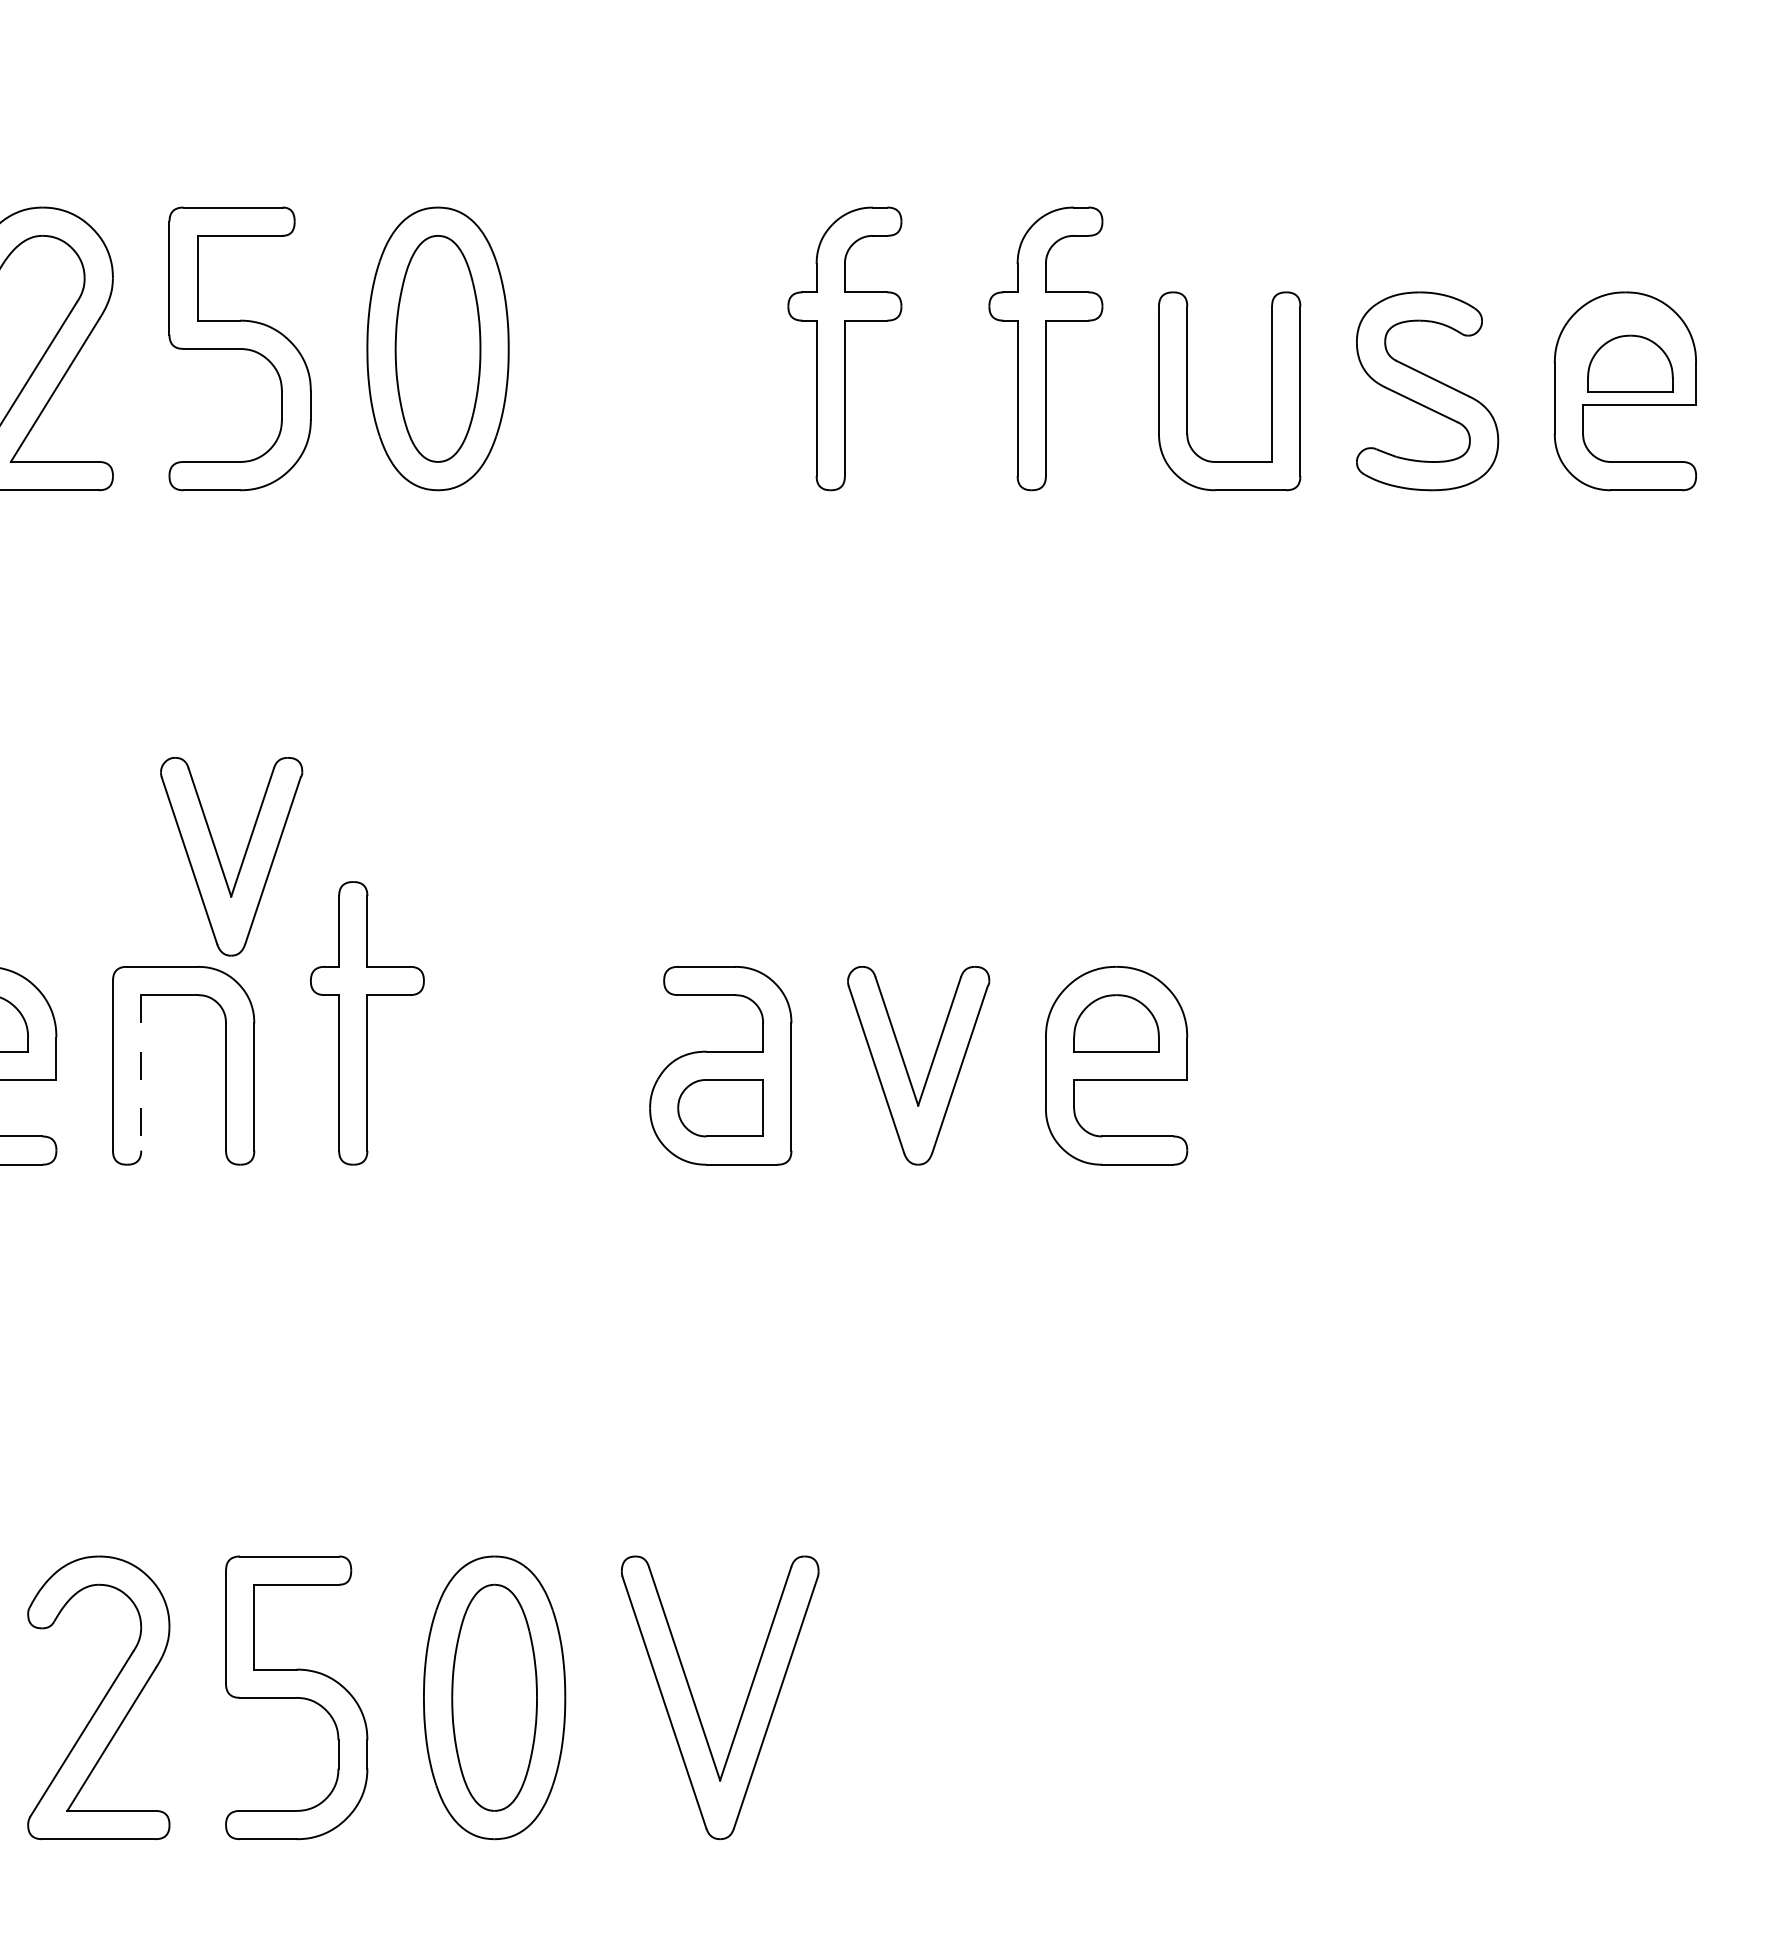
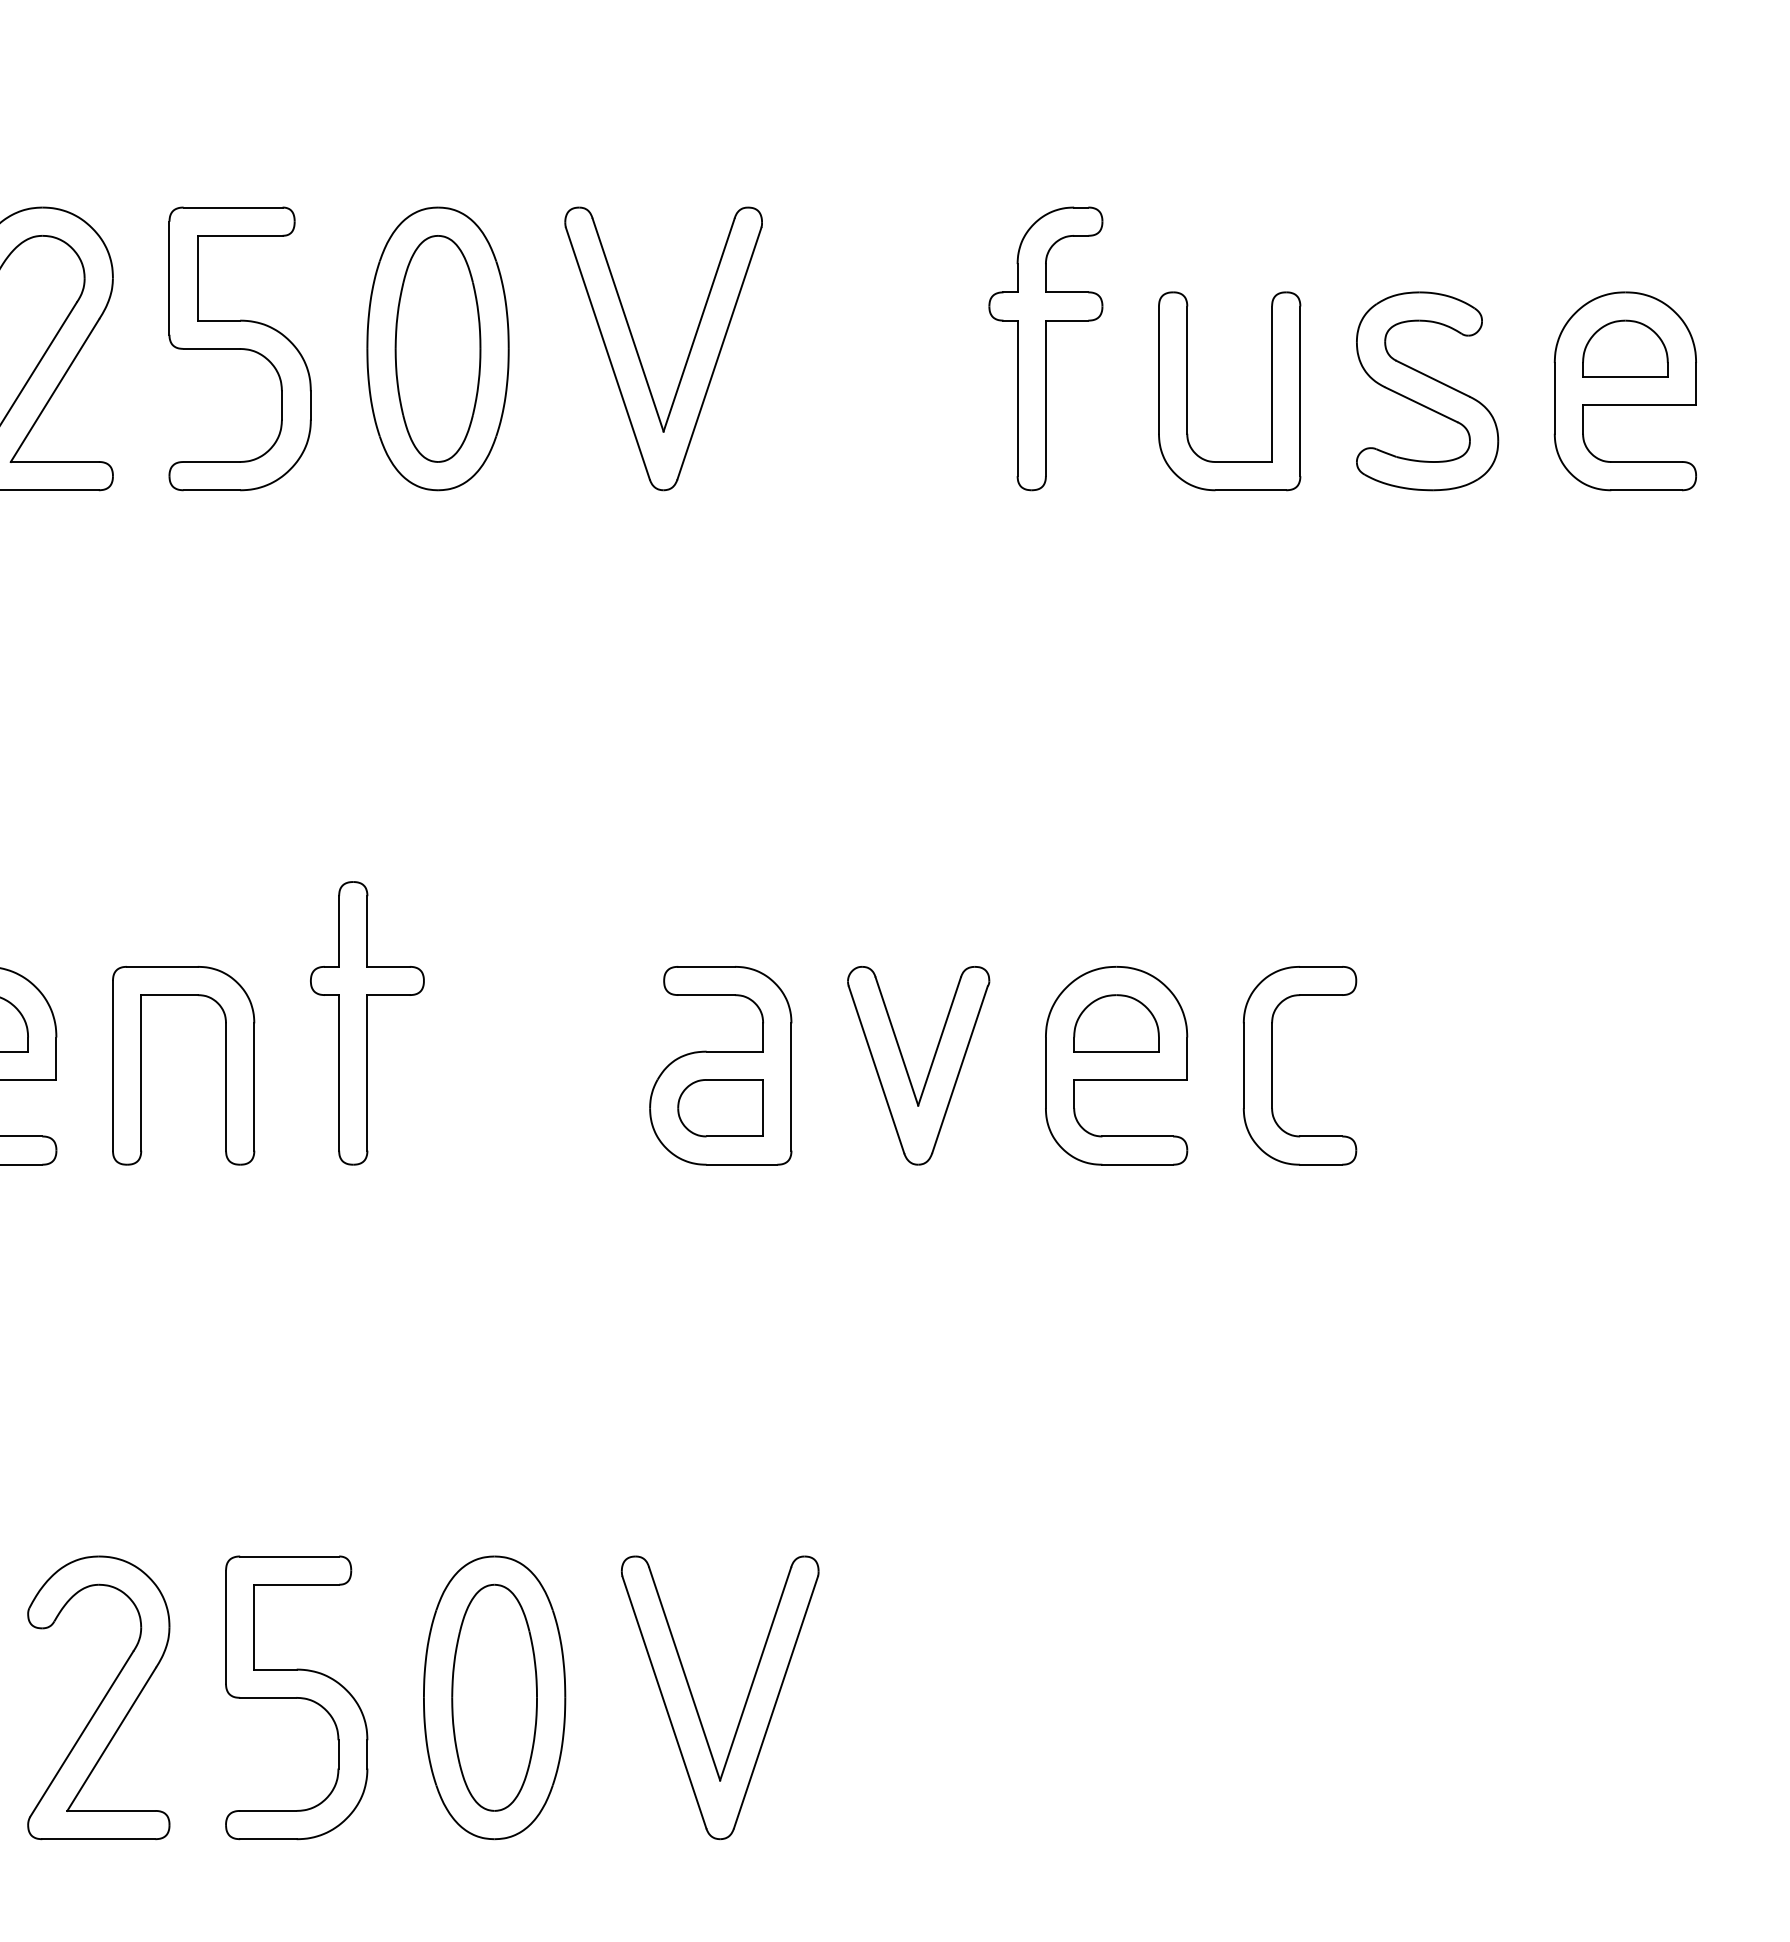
part: present -> none (844, 348)
part: none -> present (639, 355)
part position: (1630, 363) -> (1625, 348) (1625, 348)
part: present -> none (242, 859)
part: none -> present (1272, 1065)
line: dashed -> solid (141, 1072)
